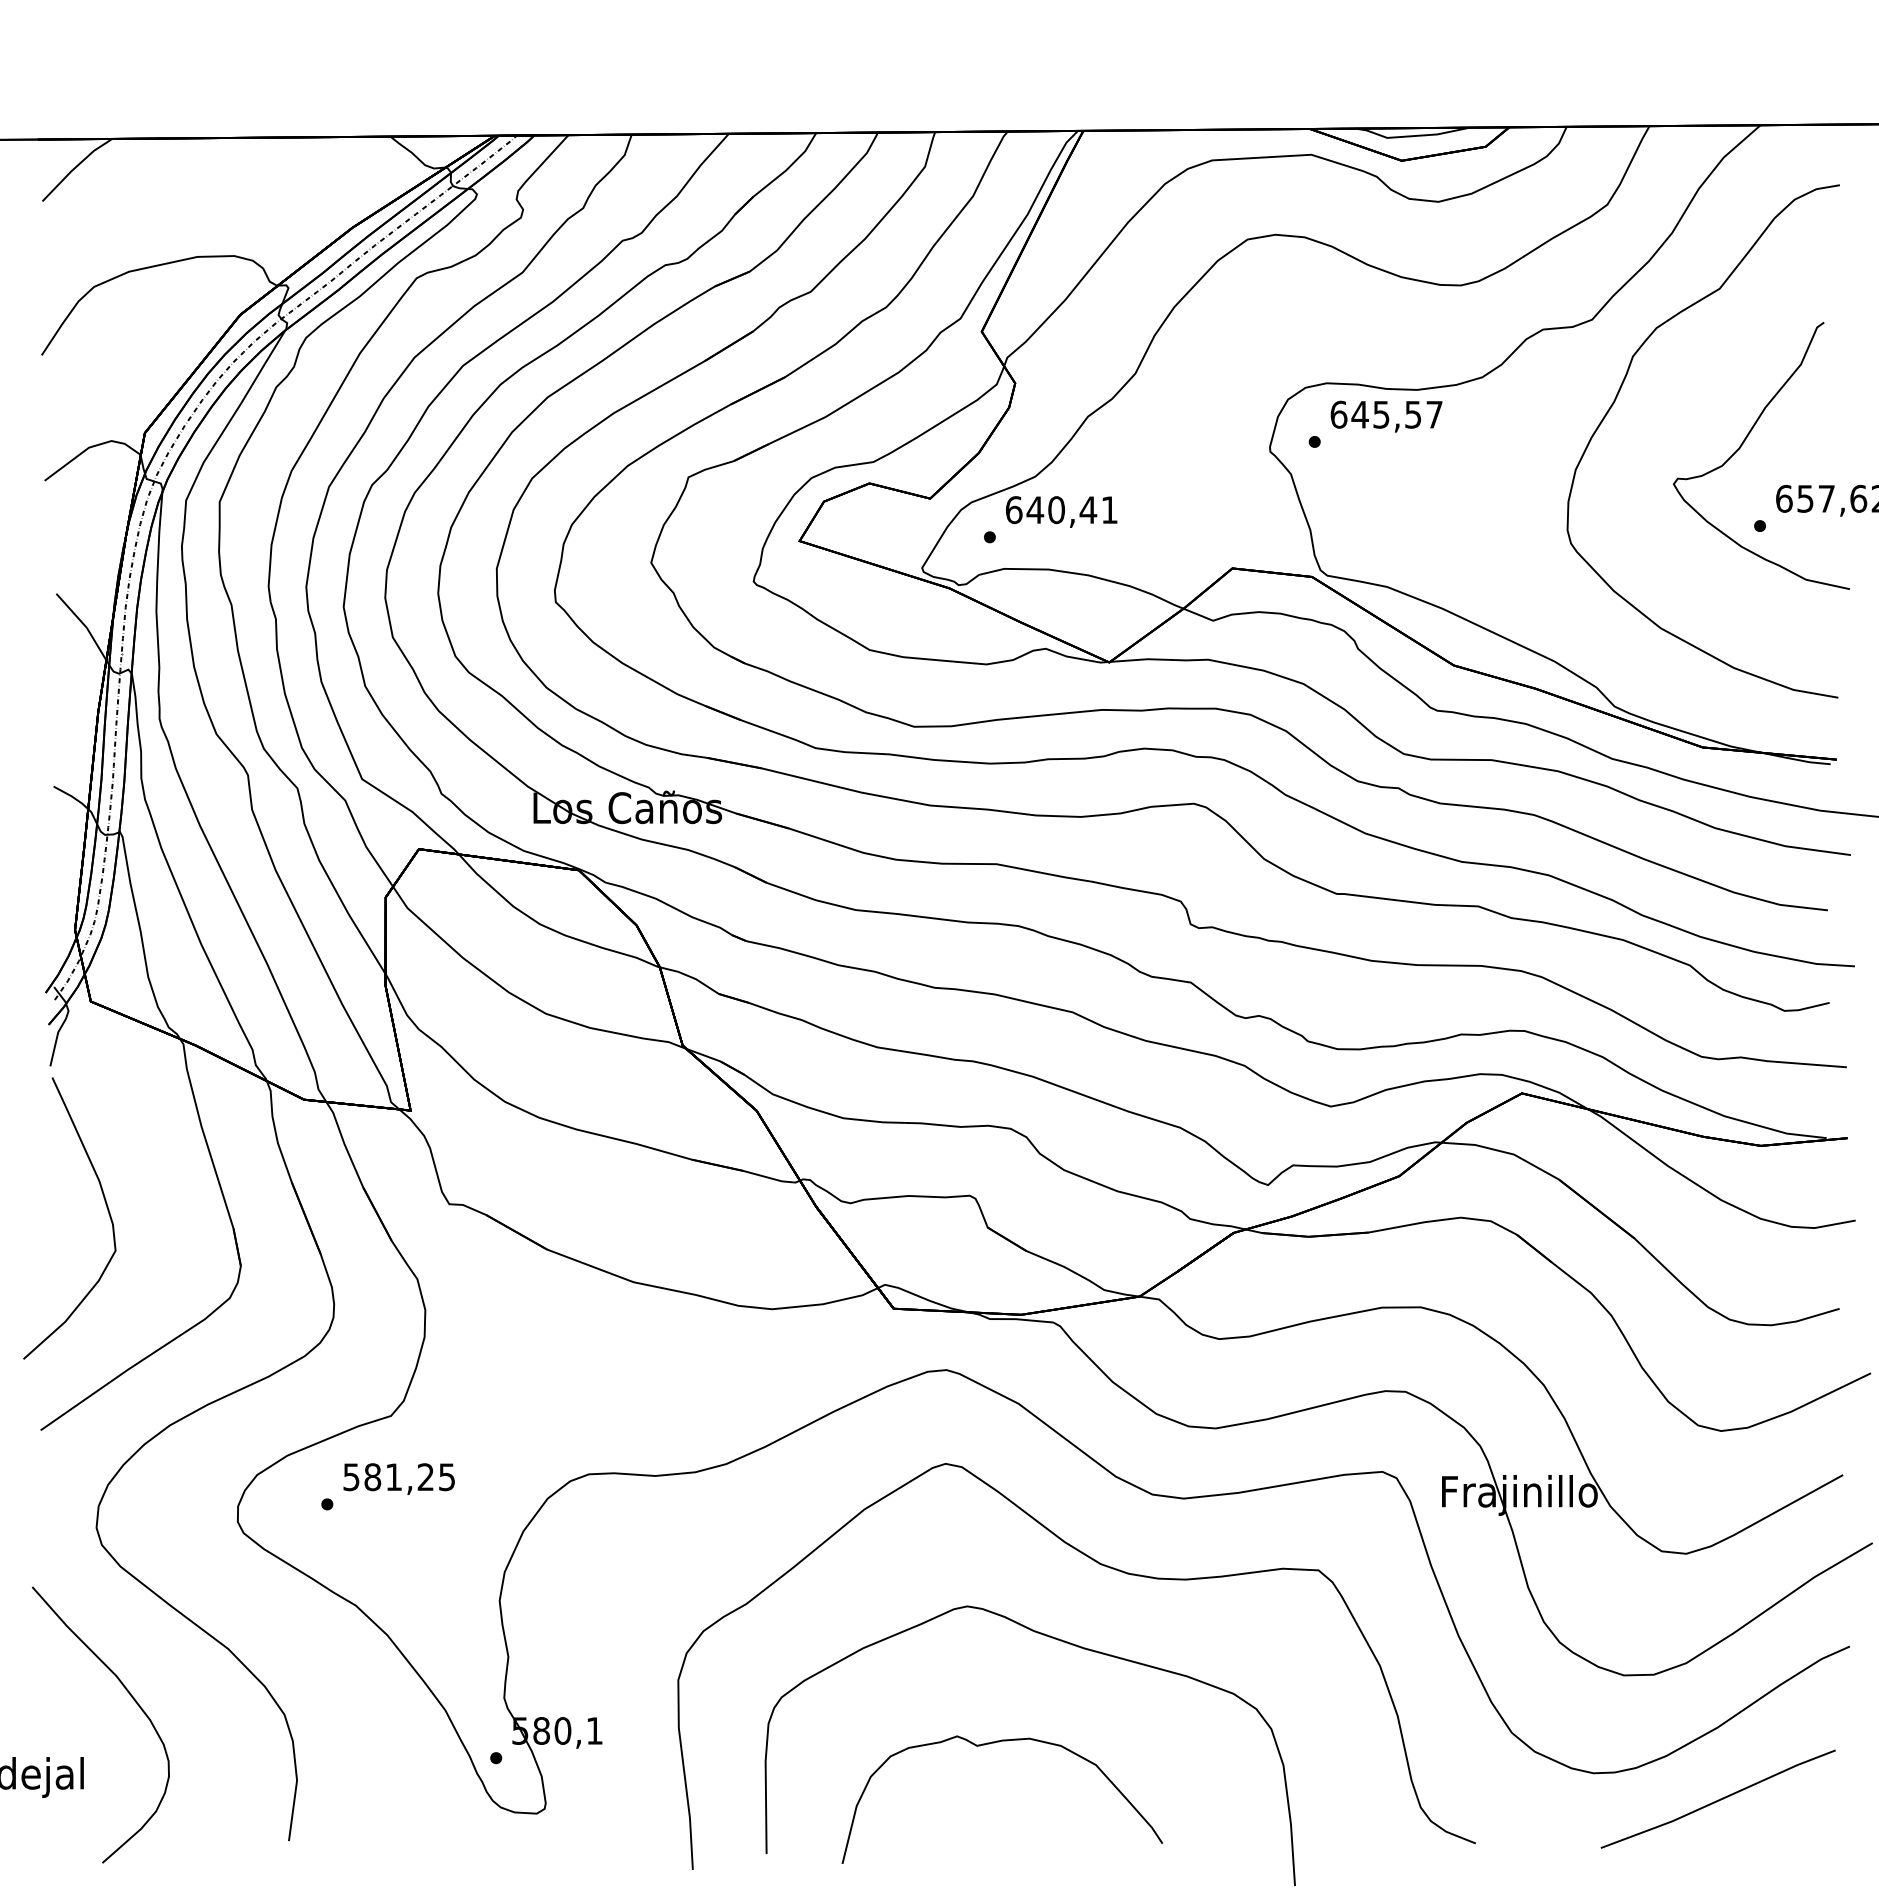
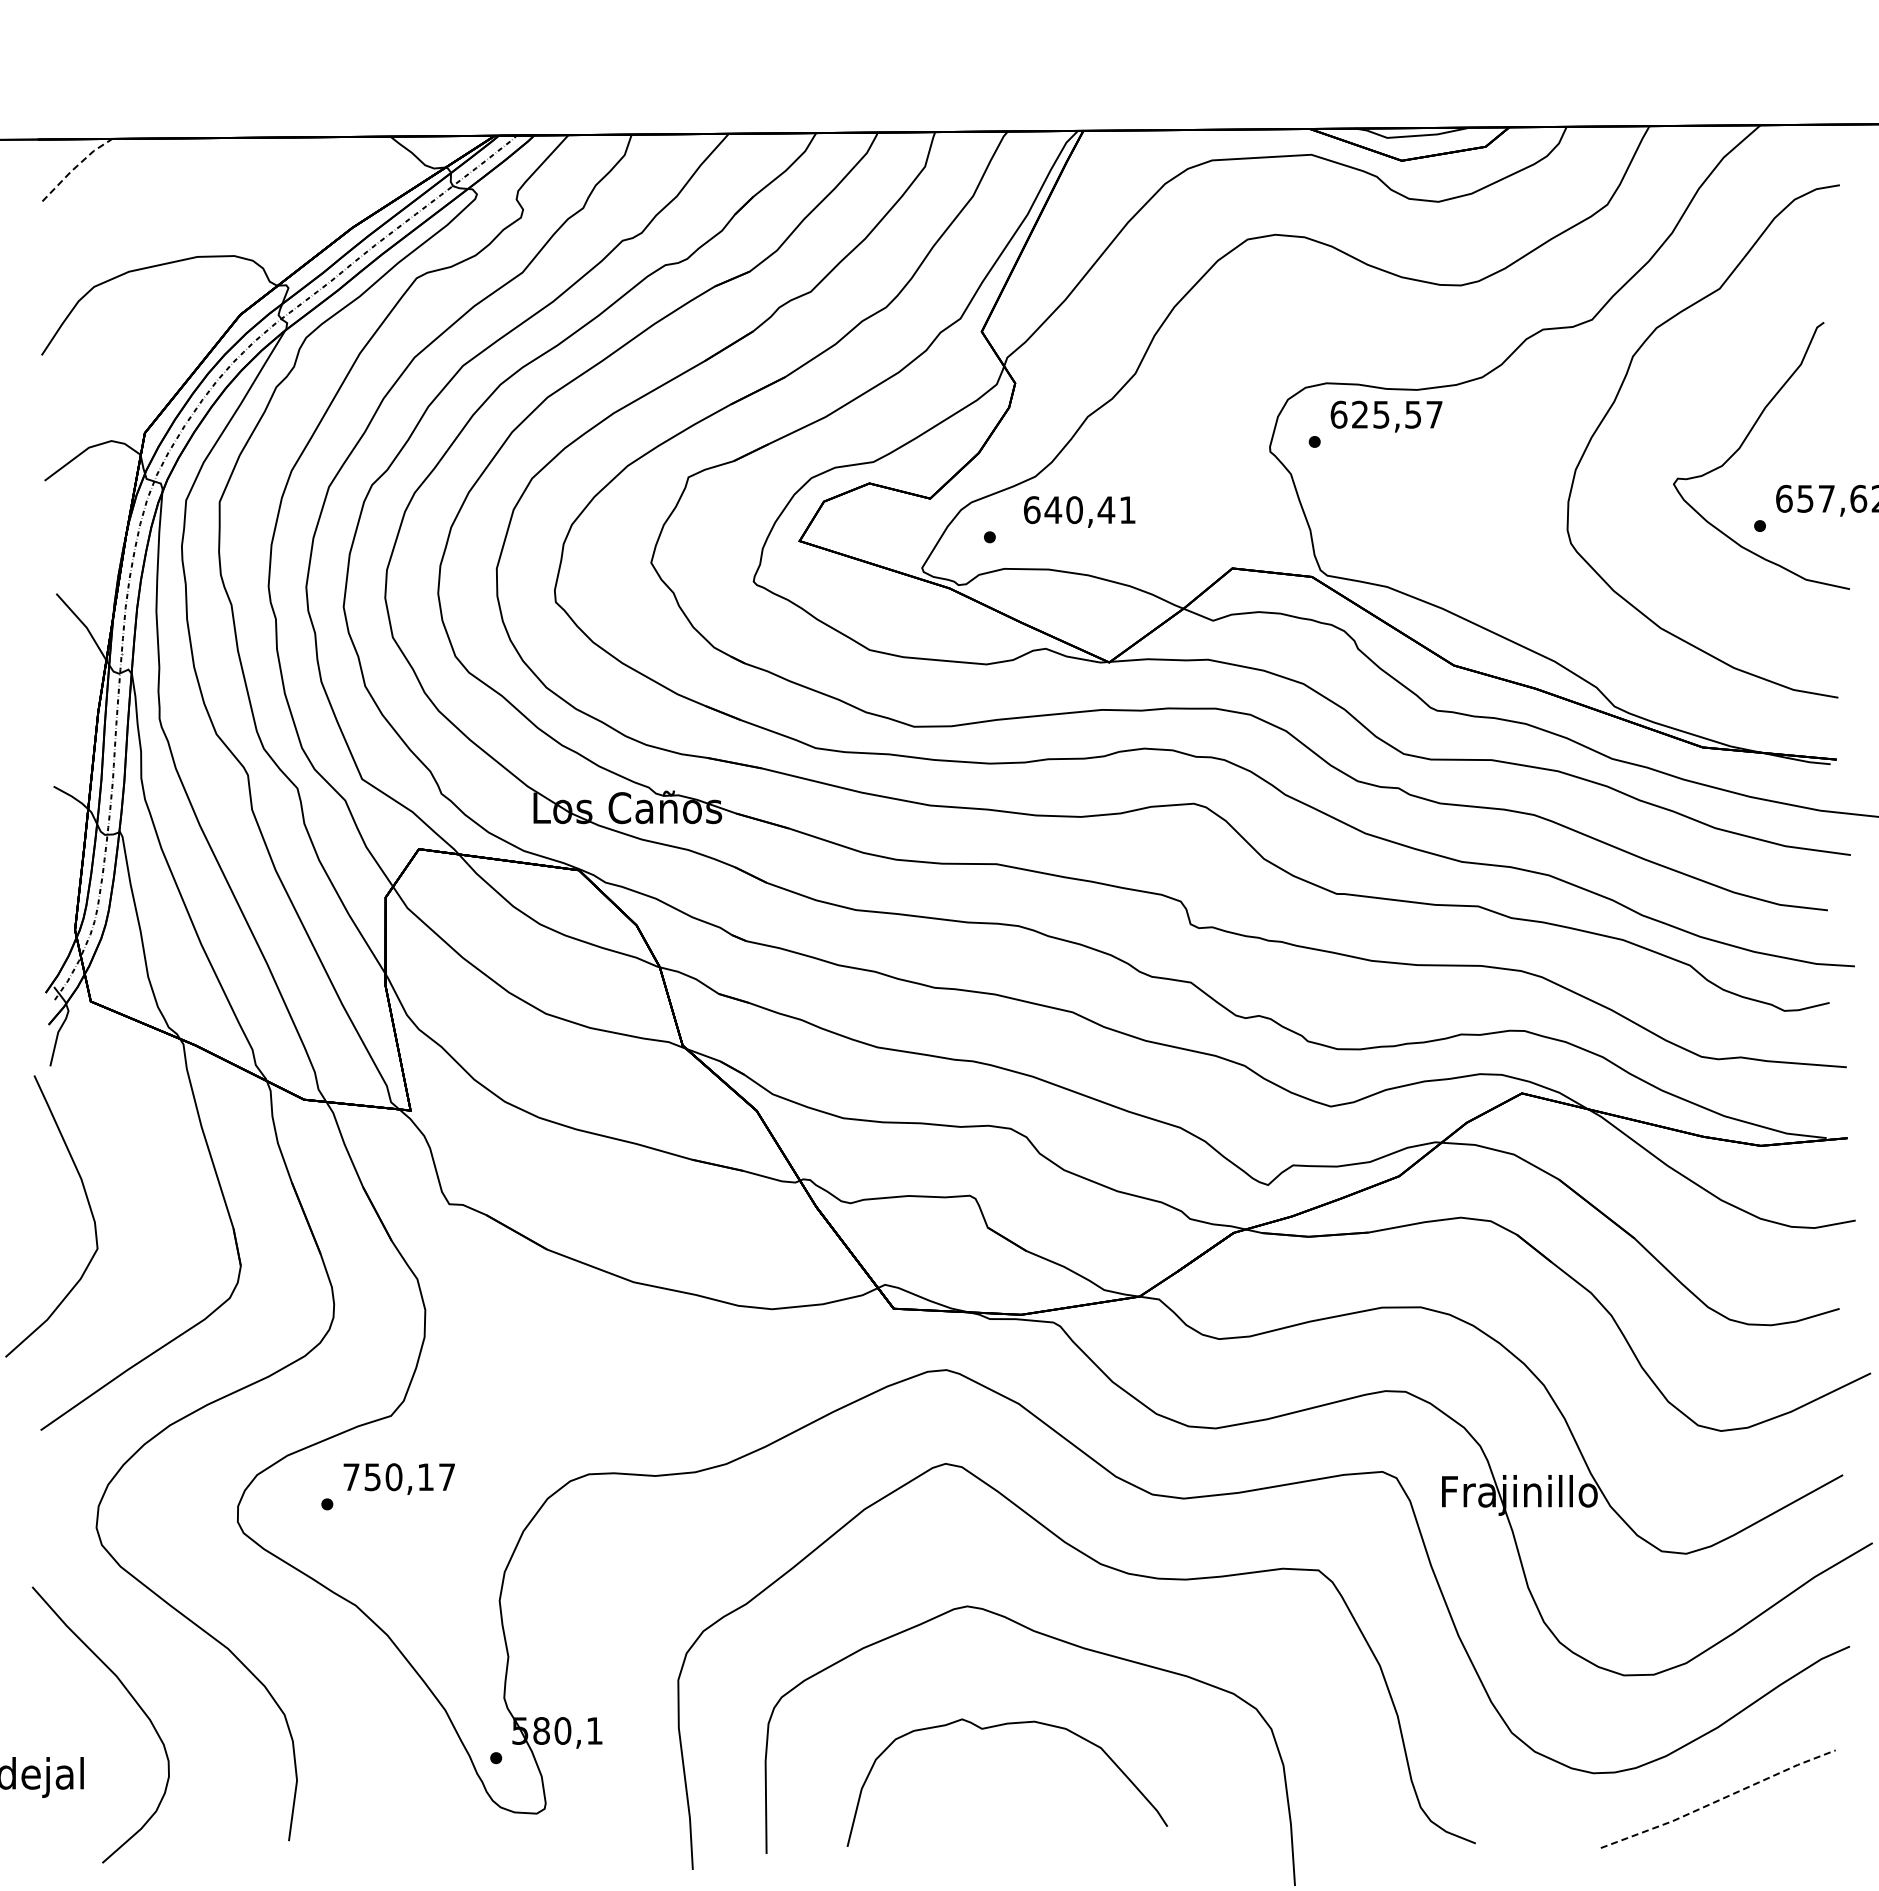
line: solid -> dashed (75, 167)
text: 645,57 -> 625,57 (1359, 414)
text position: (1061, 511) -> (1079, 511) (1079, 511)
curve position: (106, 1207) -> (88, 1205) (88, 1205)
text: 581,25 -> 750,17 (398, 1477)
curve position: (989, 1744) -> (994, 1727) (994, 1727)
line: solid -> dashed (1718, 1800)
